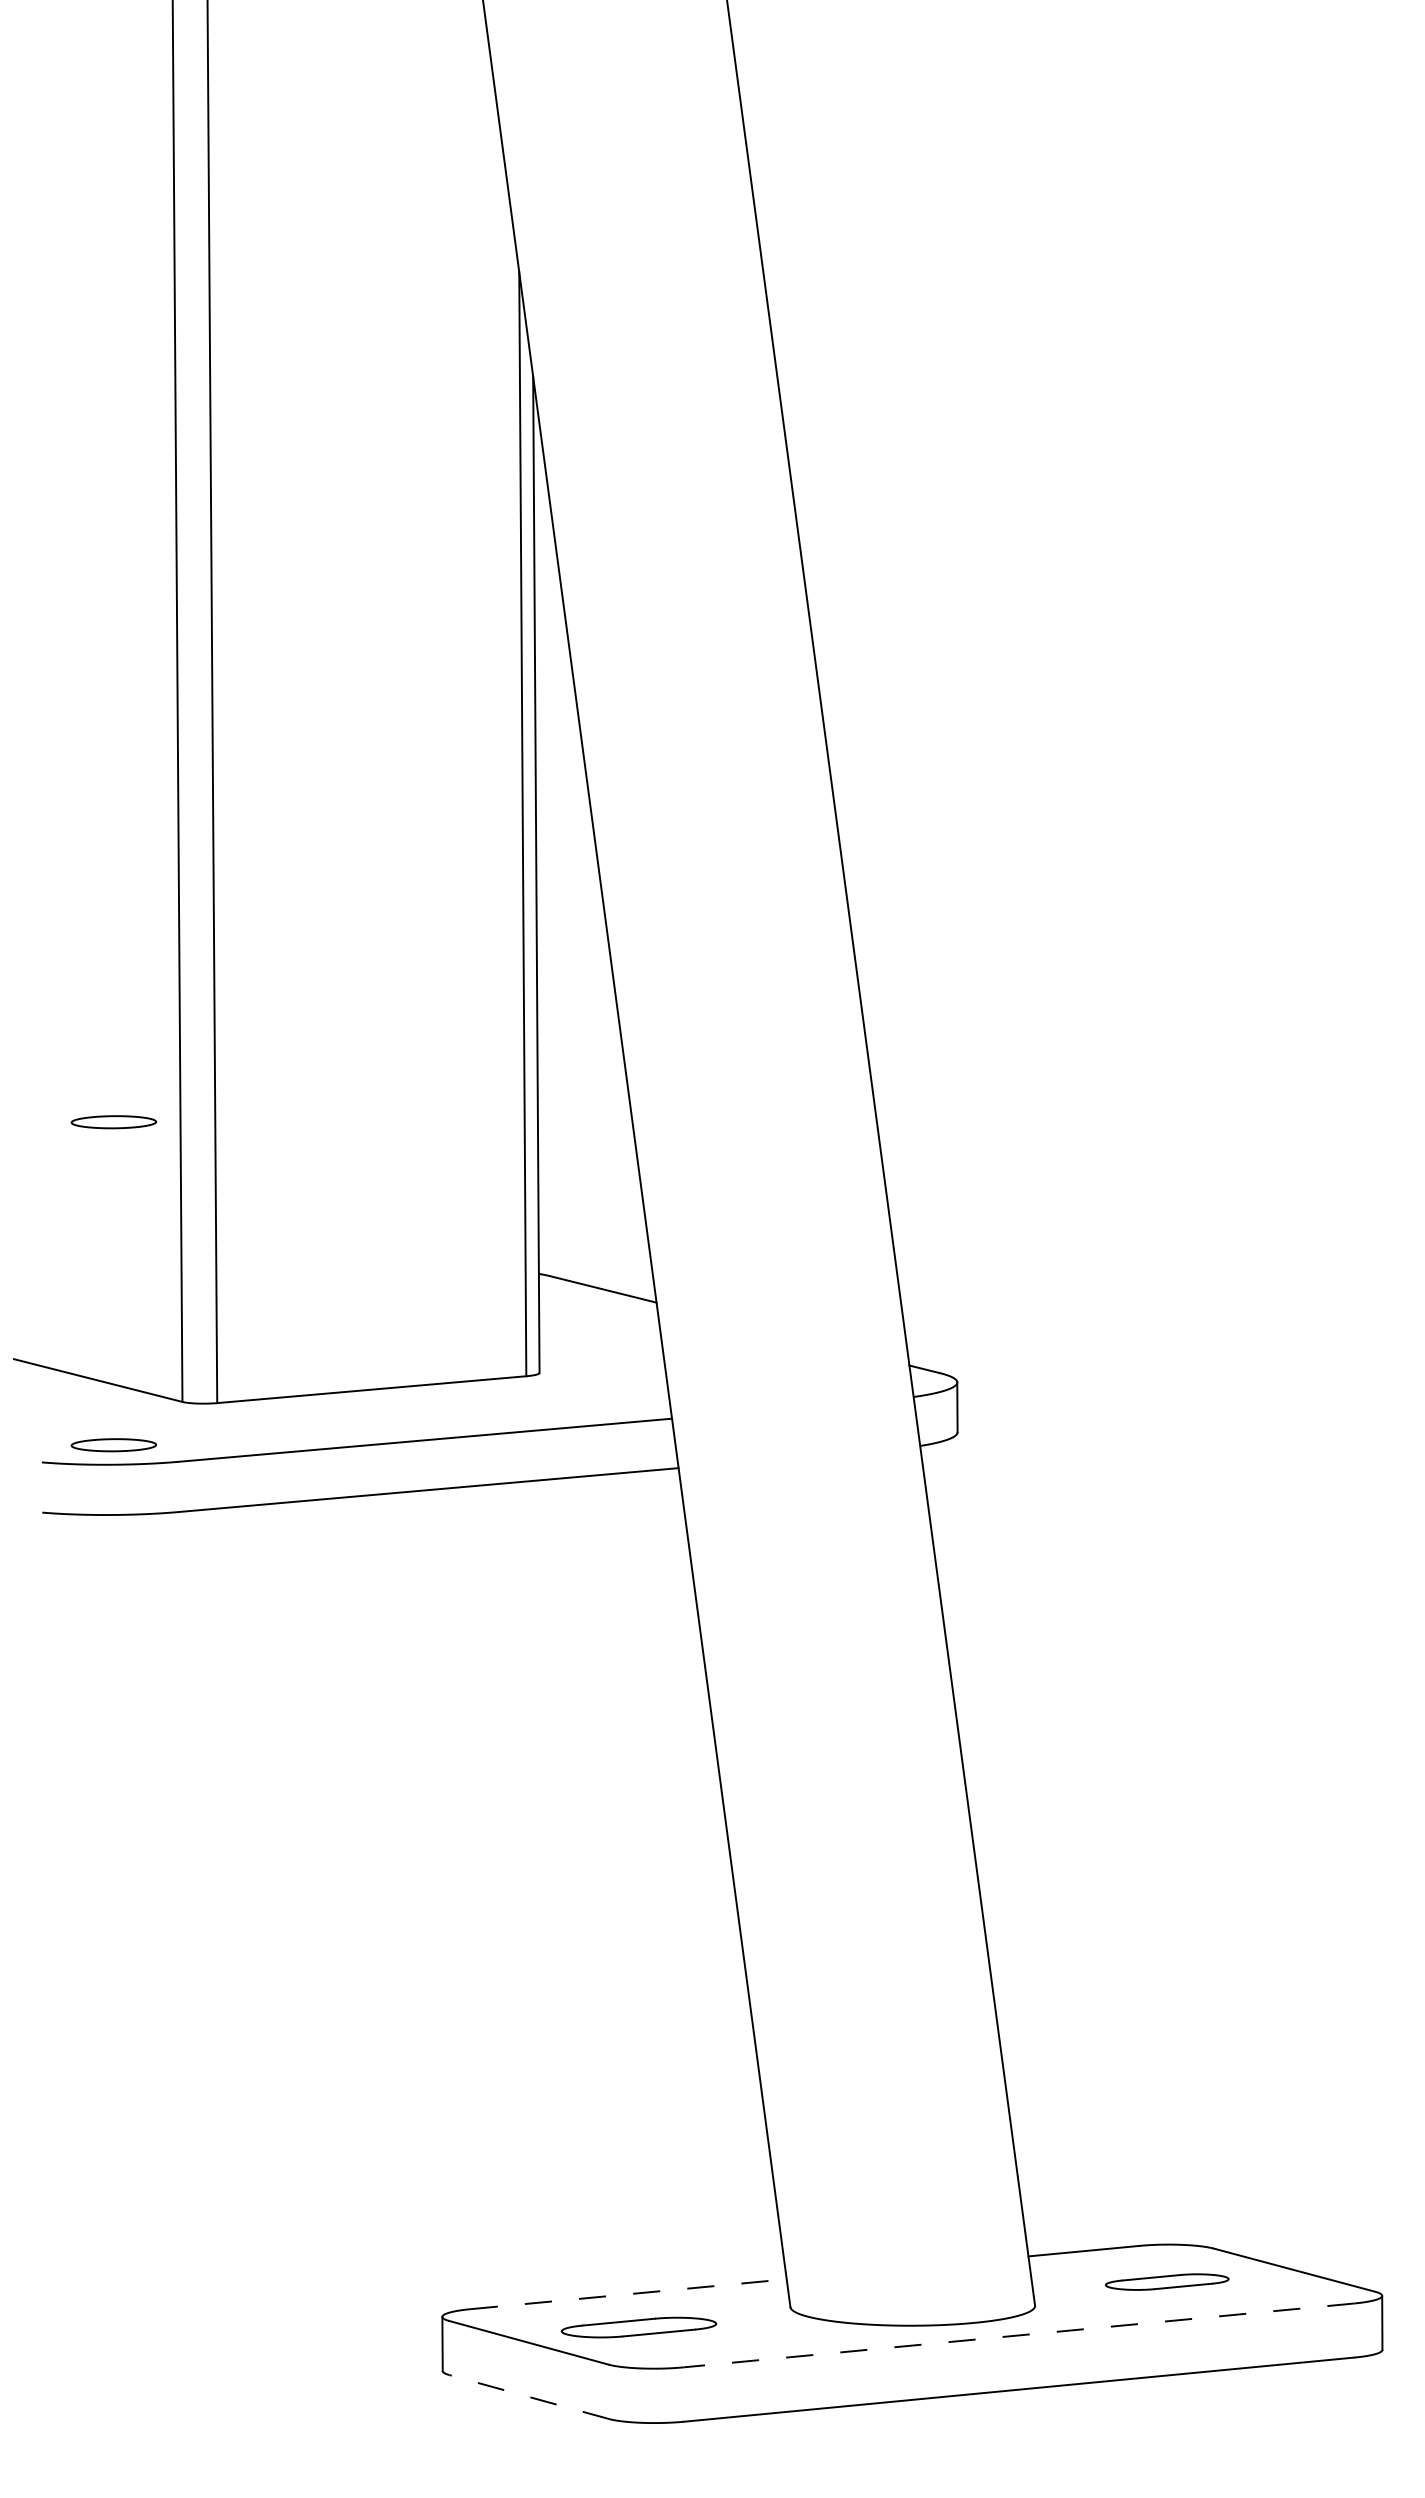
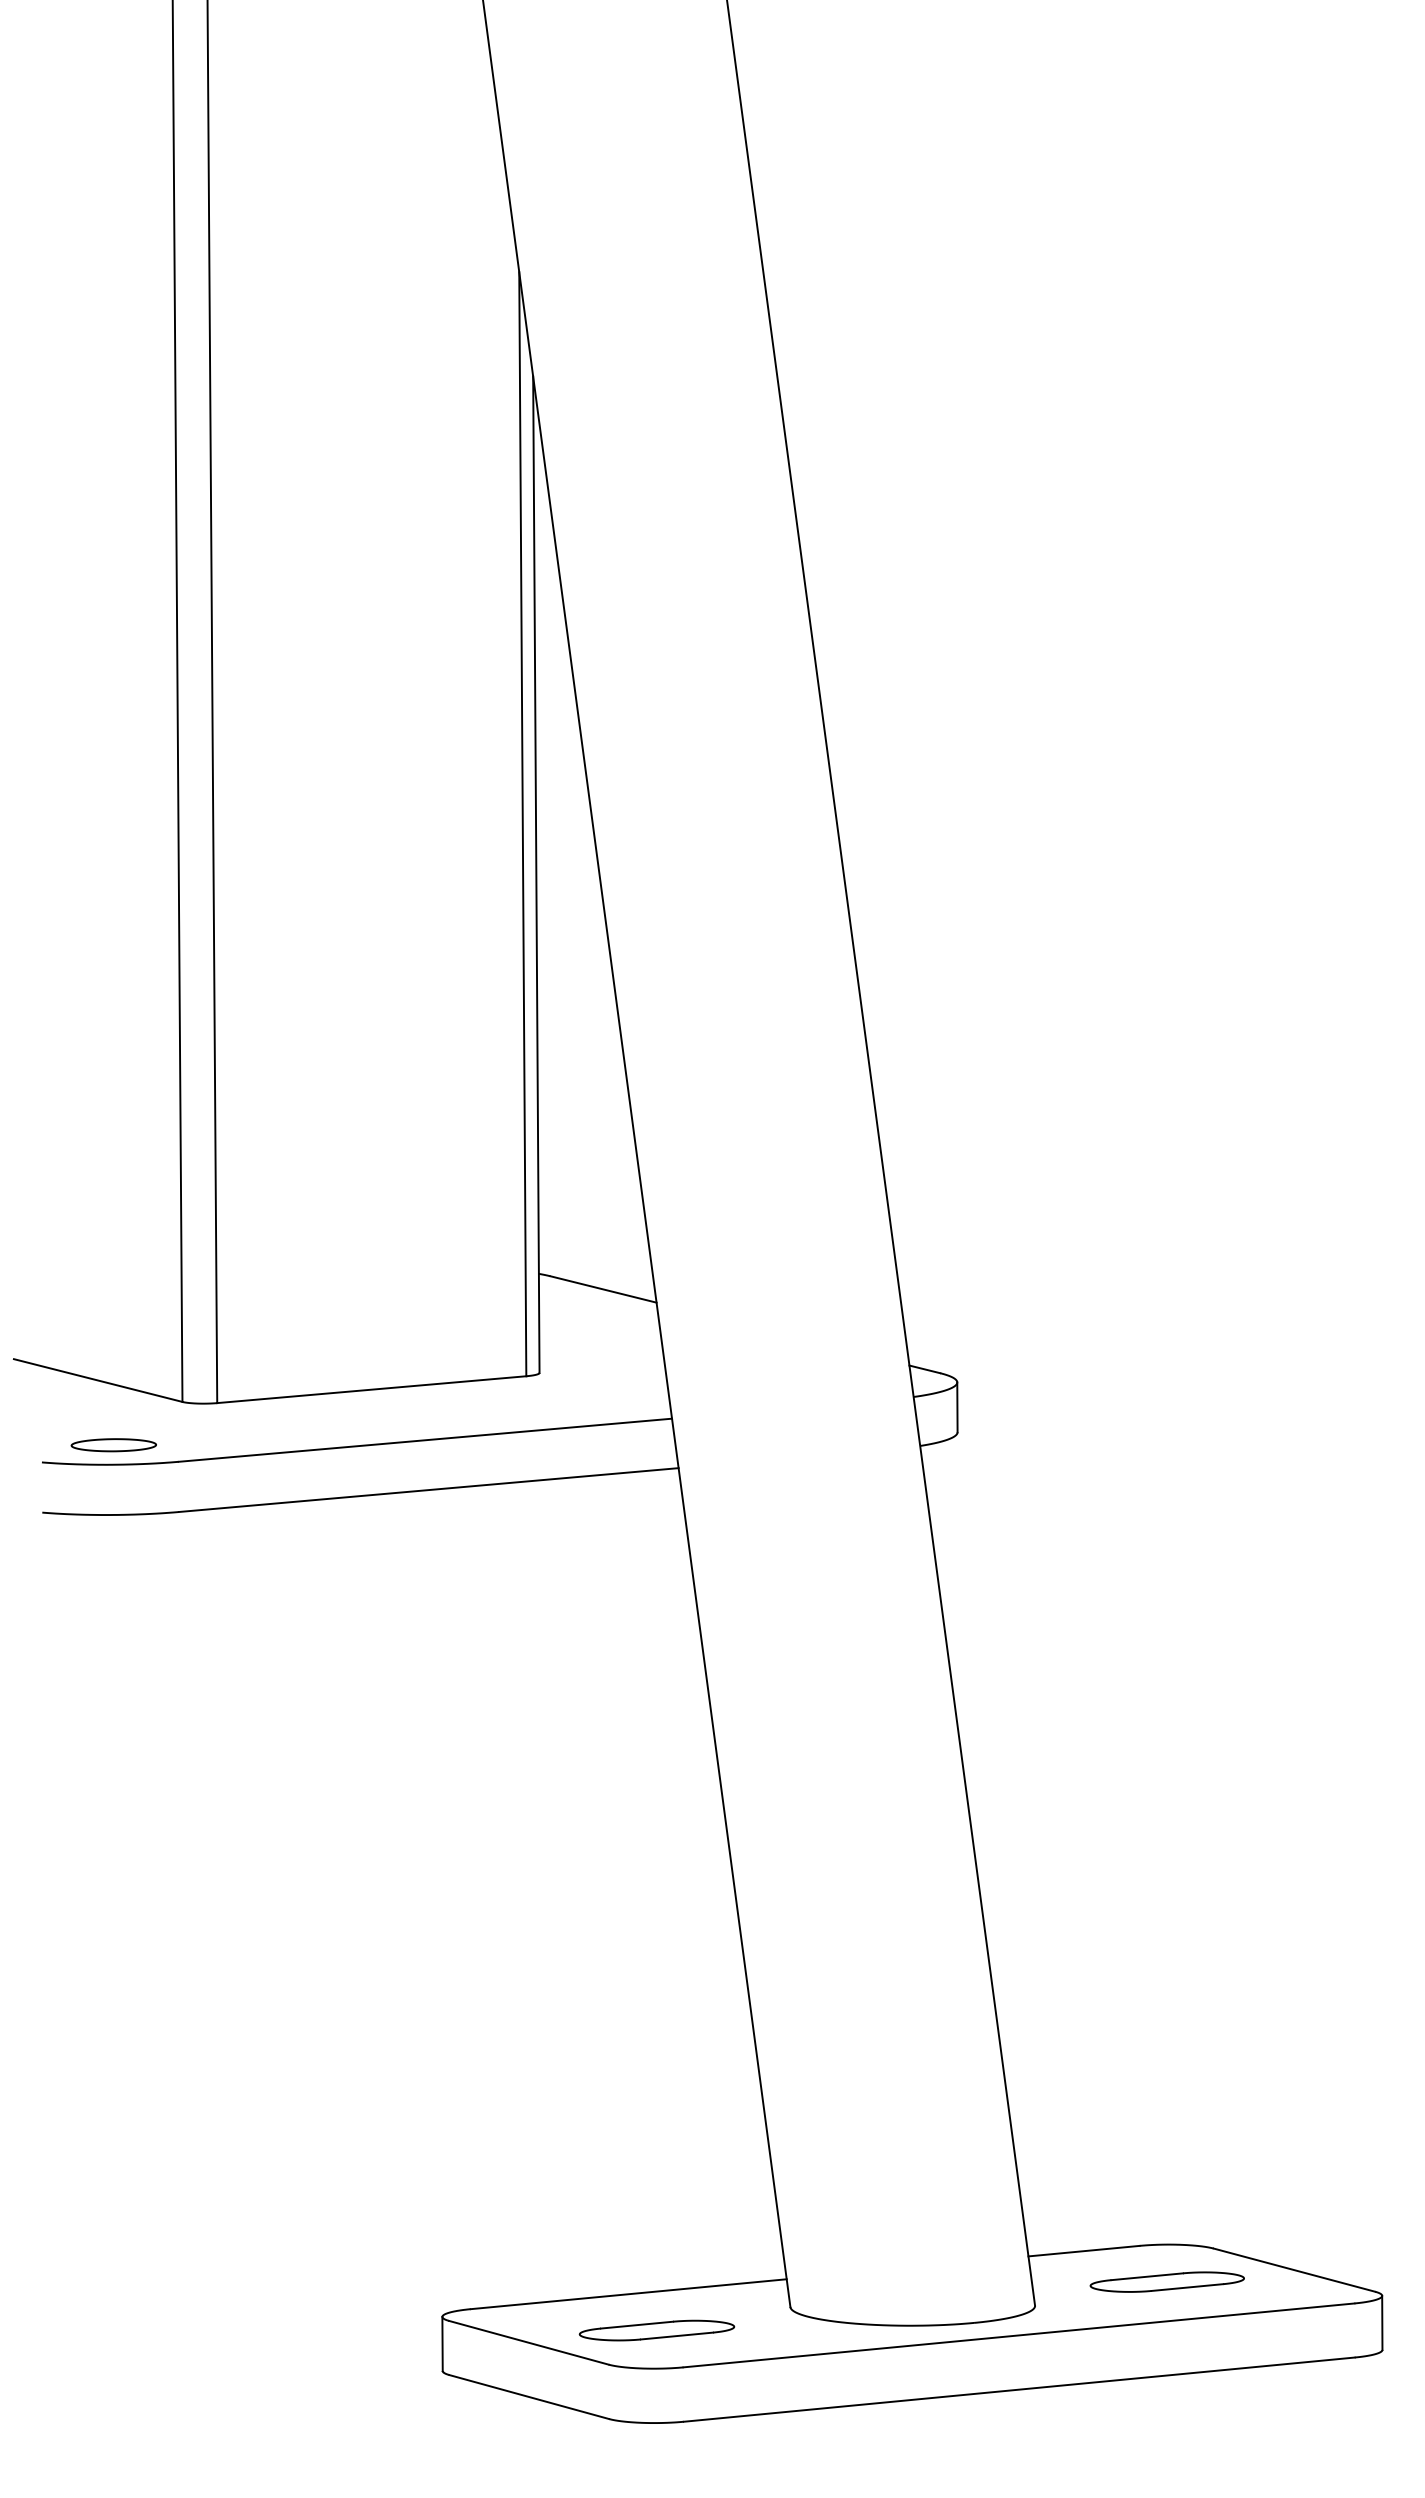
part: present -> none (113, 1122)
part size: 125x18 px -> 156x22 px (1166, 2281)
line: dashed -> solid (628, 2294)
part position: (638, 2327) -> (656, 2330) (656, 2330)
line: dashed -> solid (1018, 2335)
line: dashed -> solid (529, 2397)
